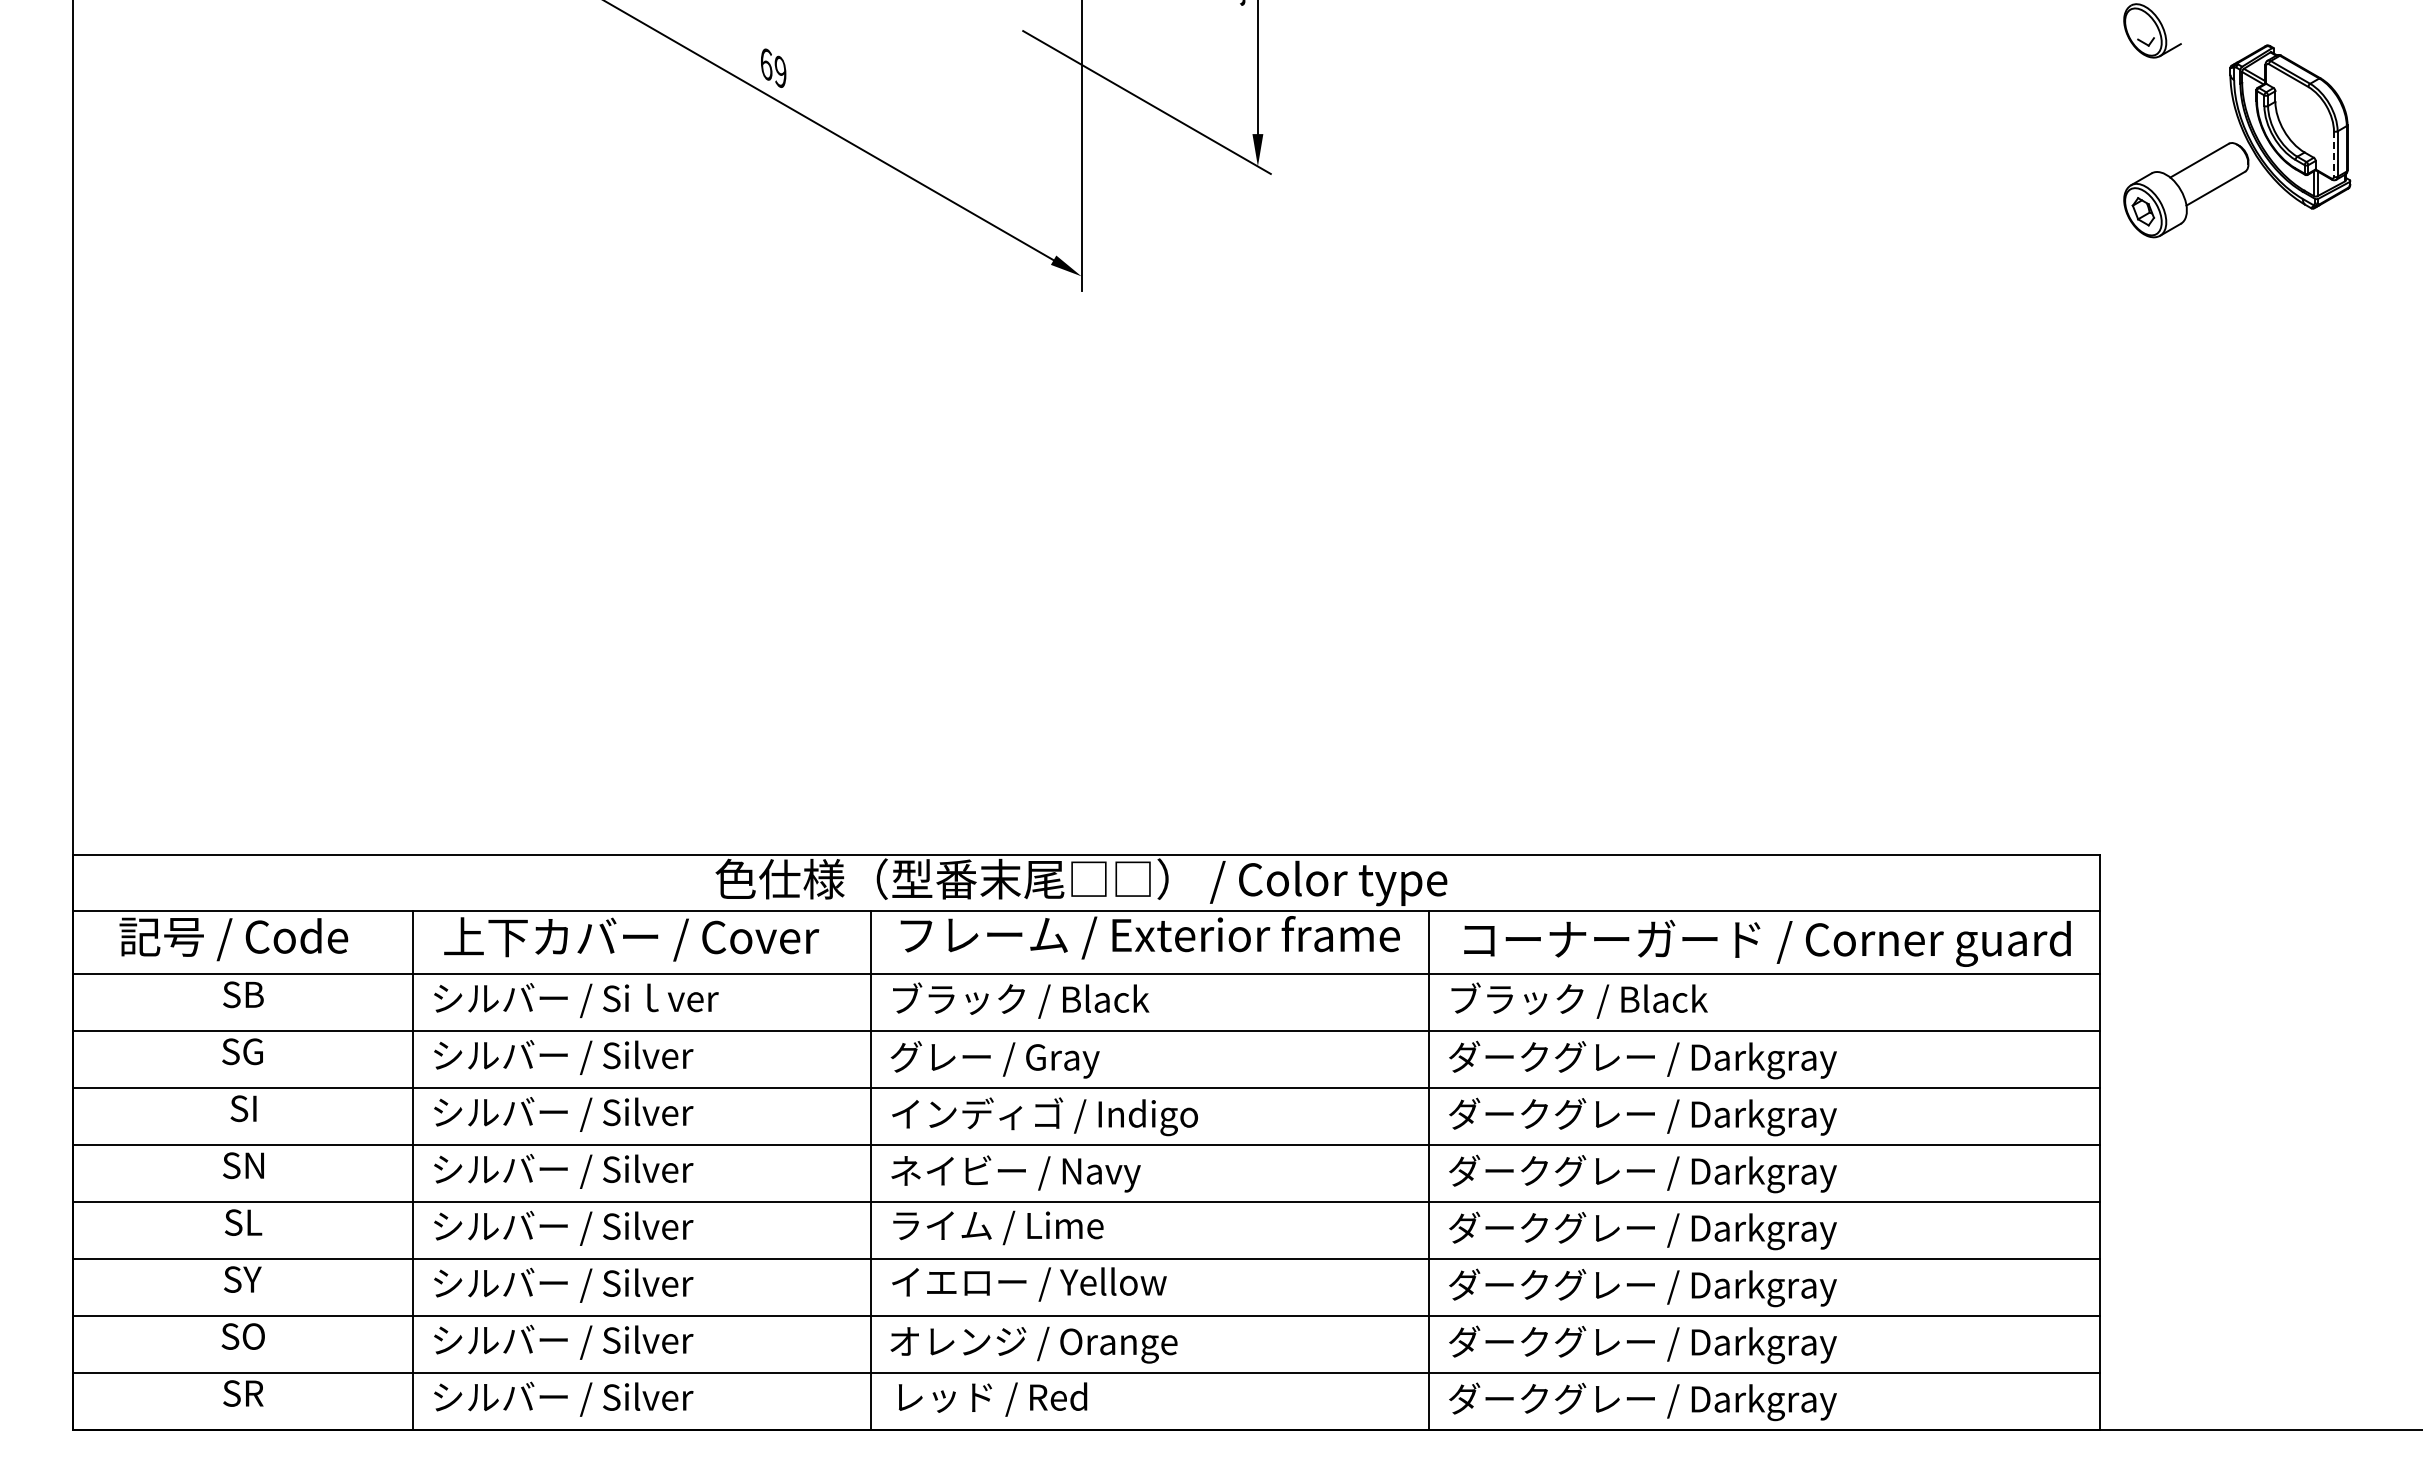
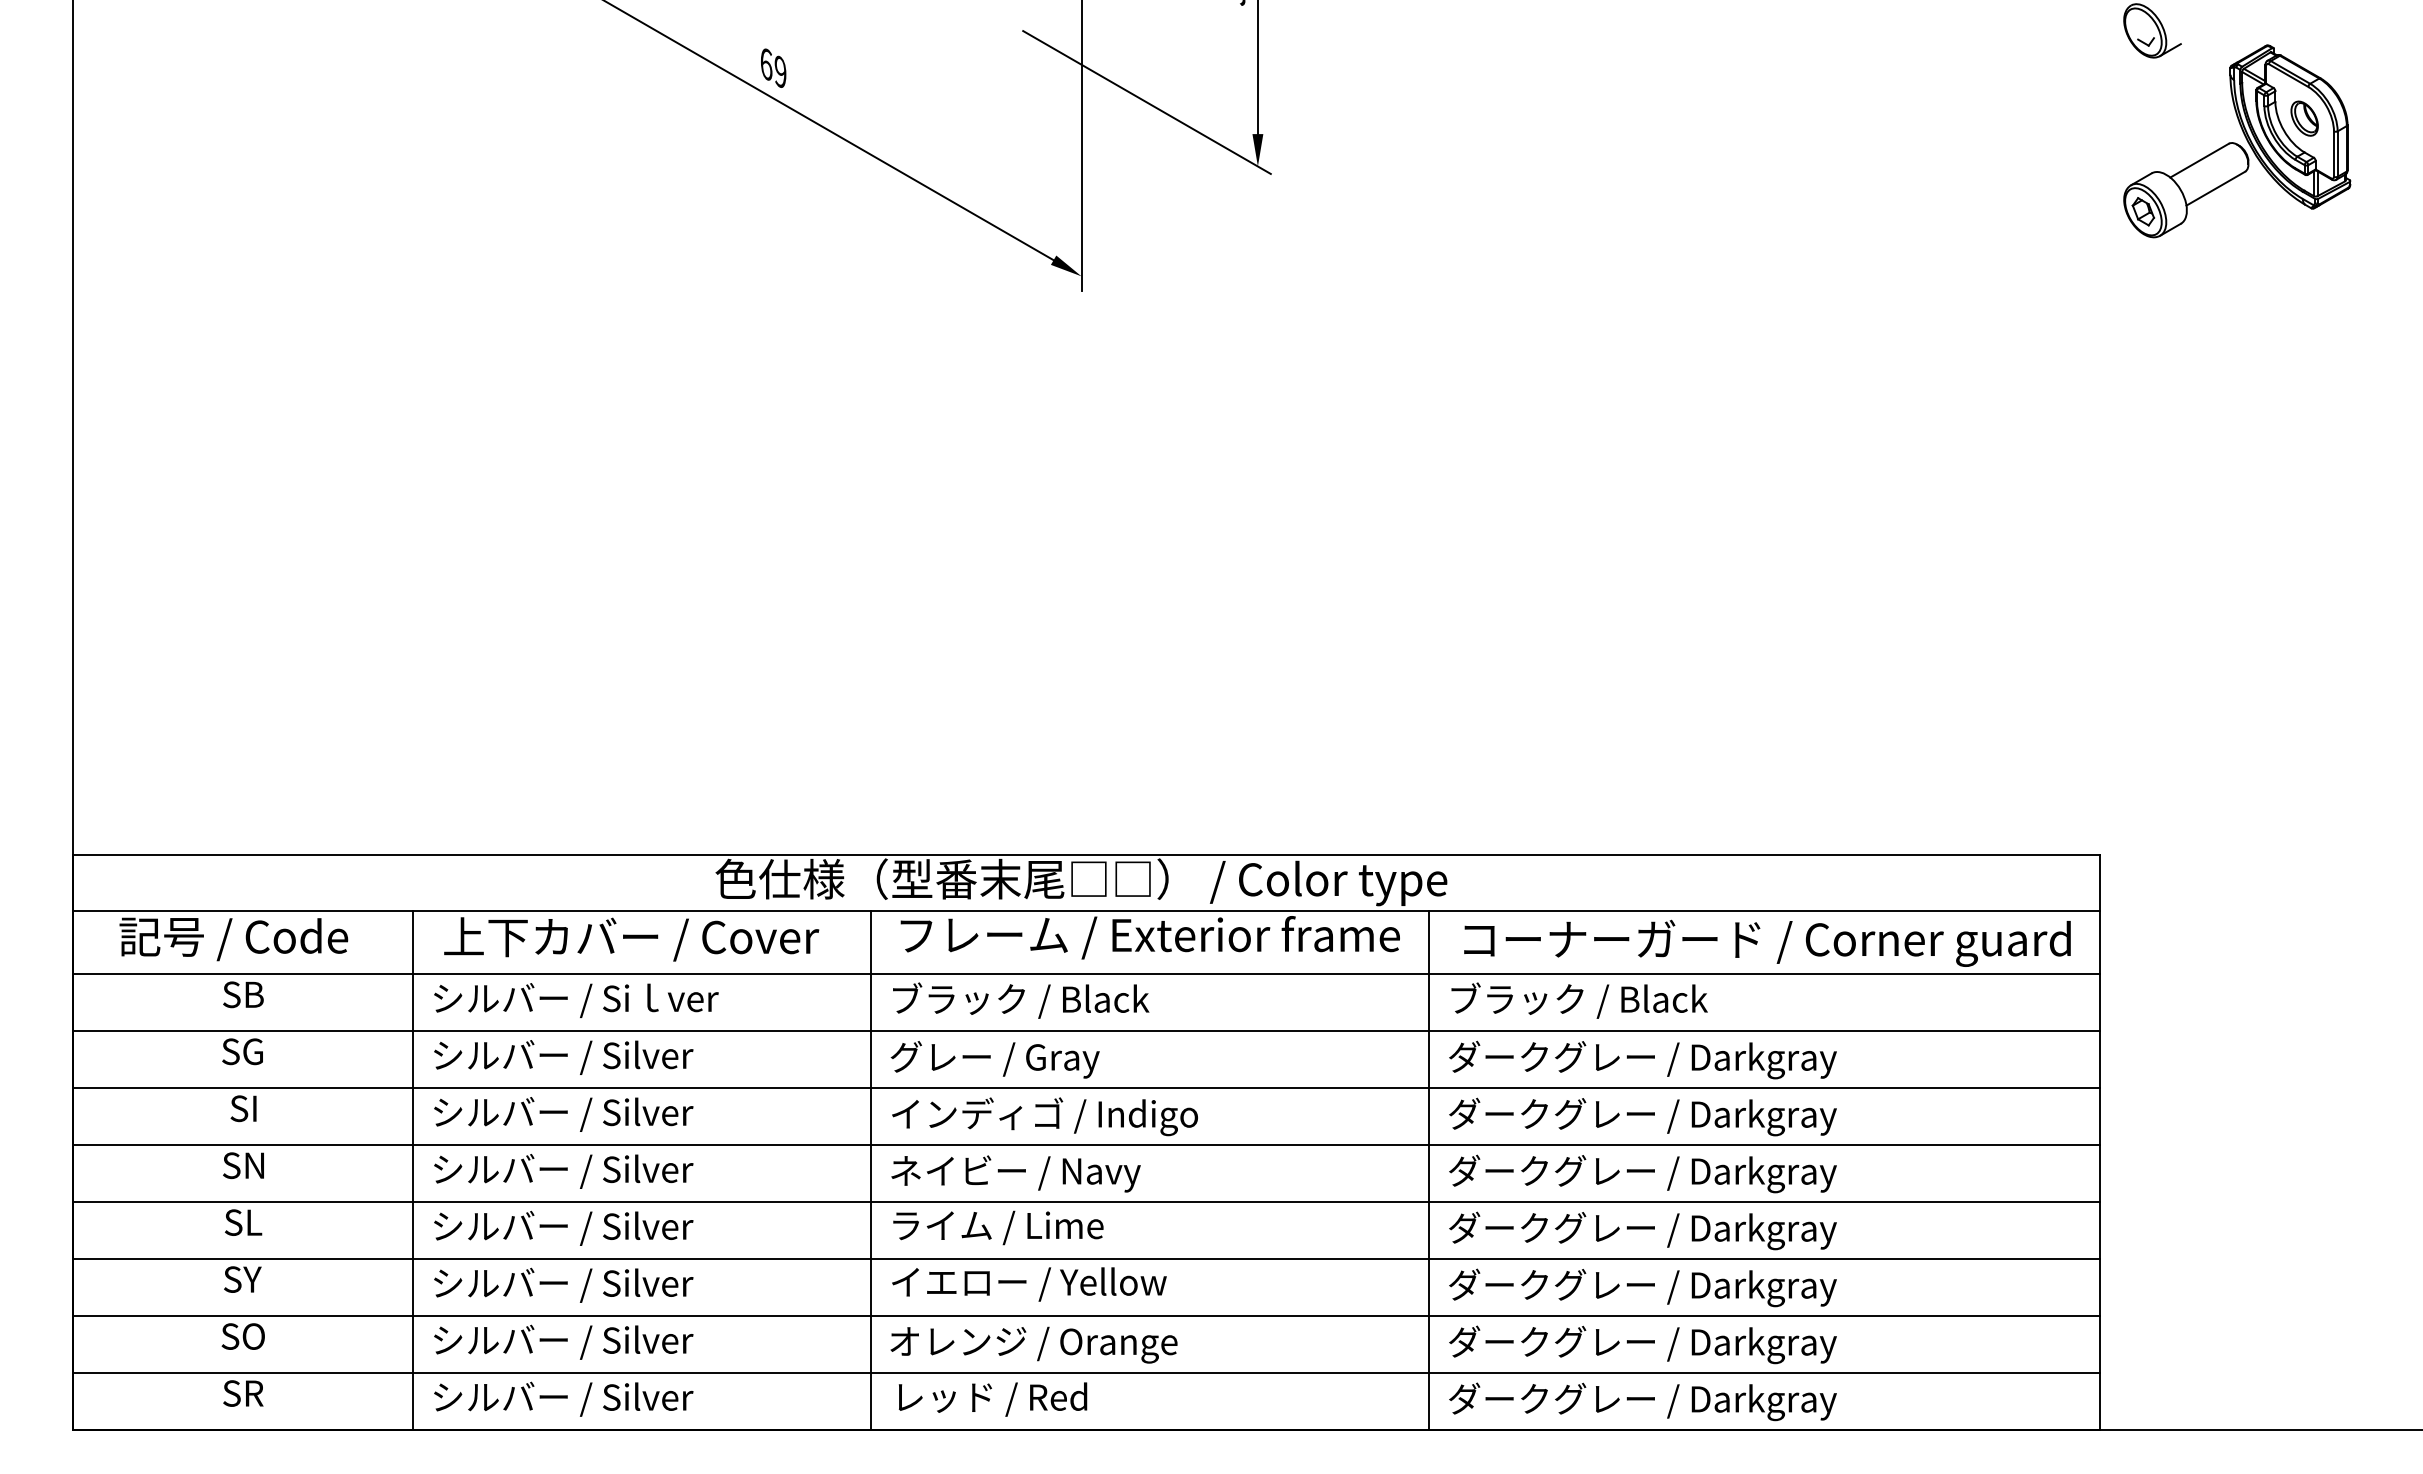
part: none -> present (2304, 118)
line: dashed -> solid (2333, 154)
